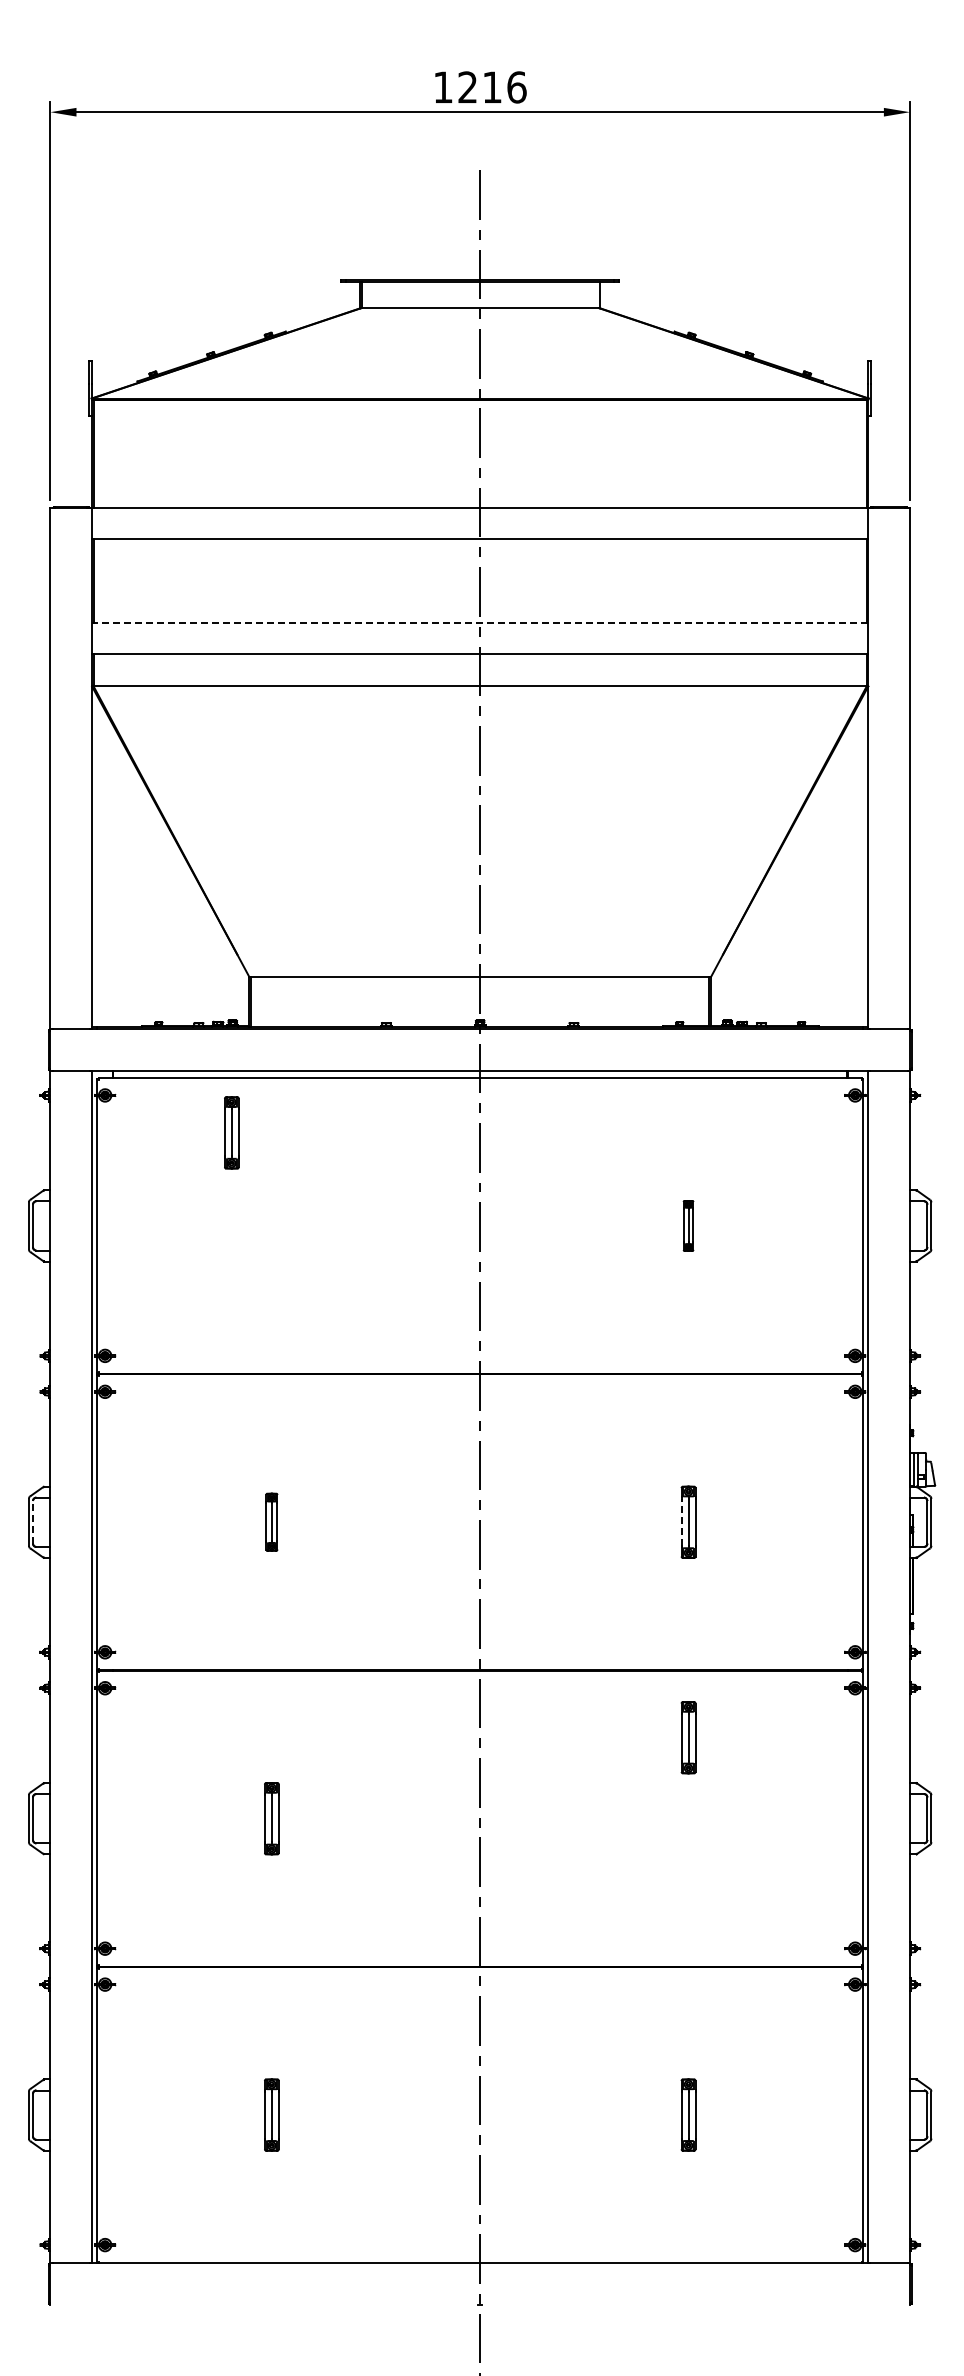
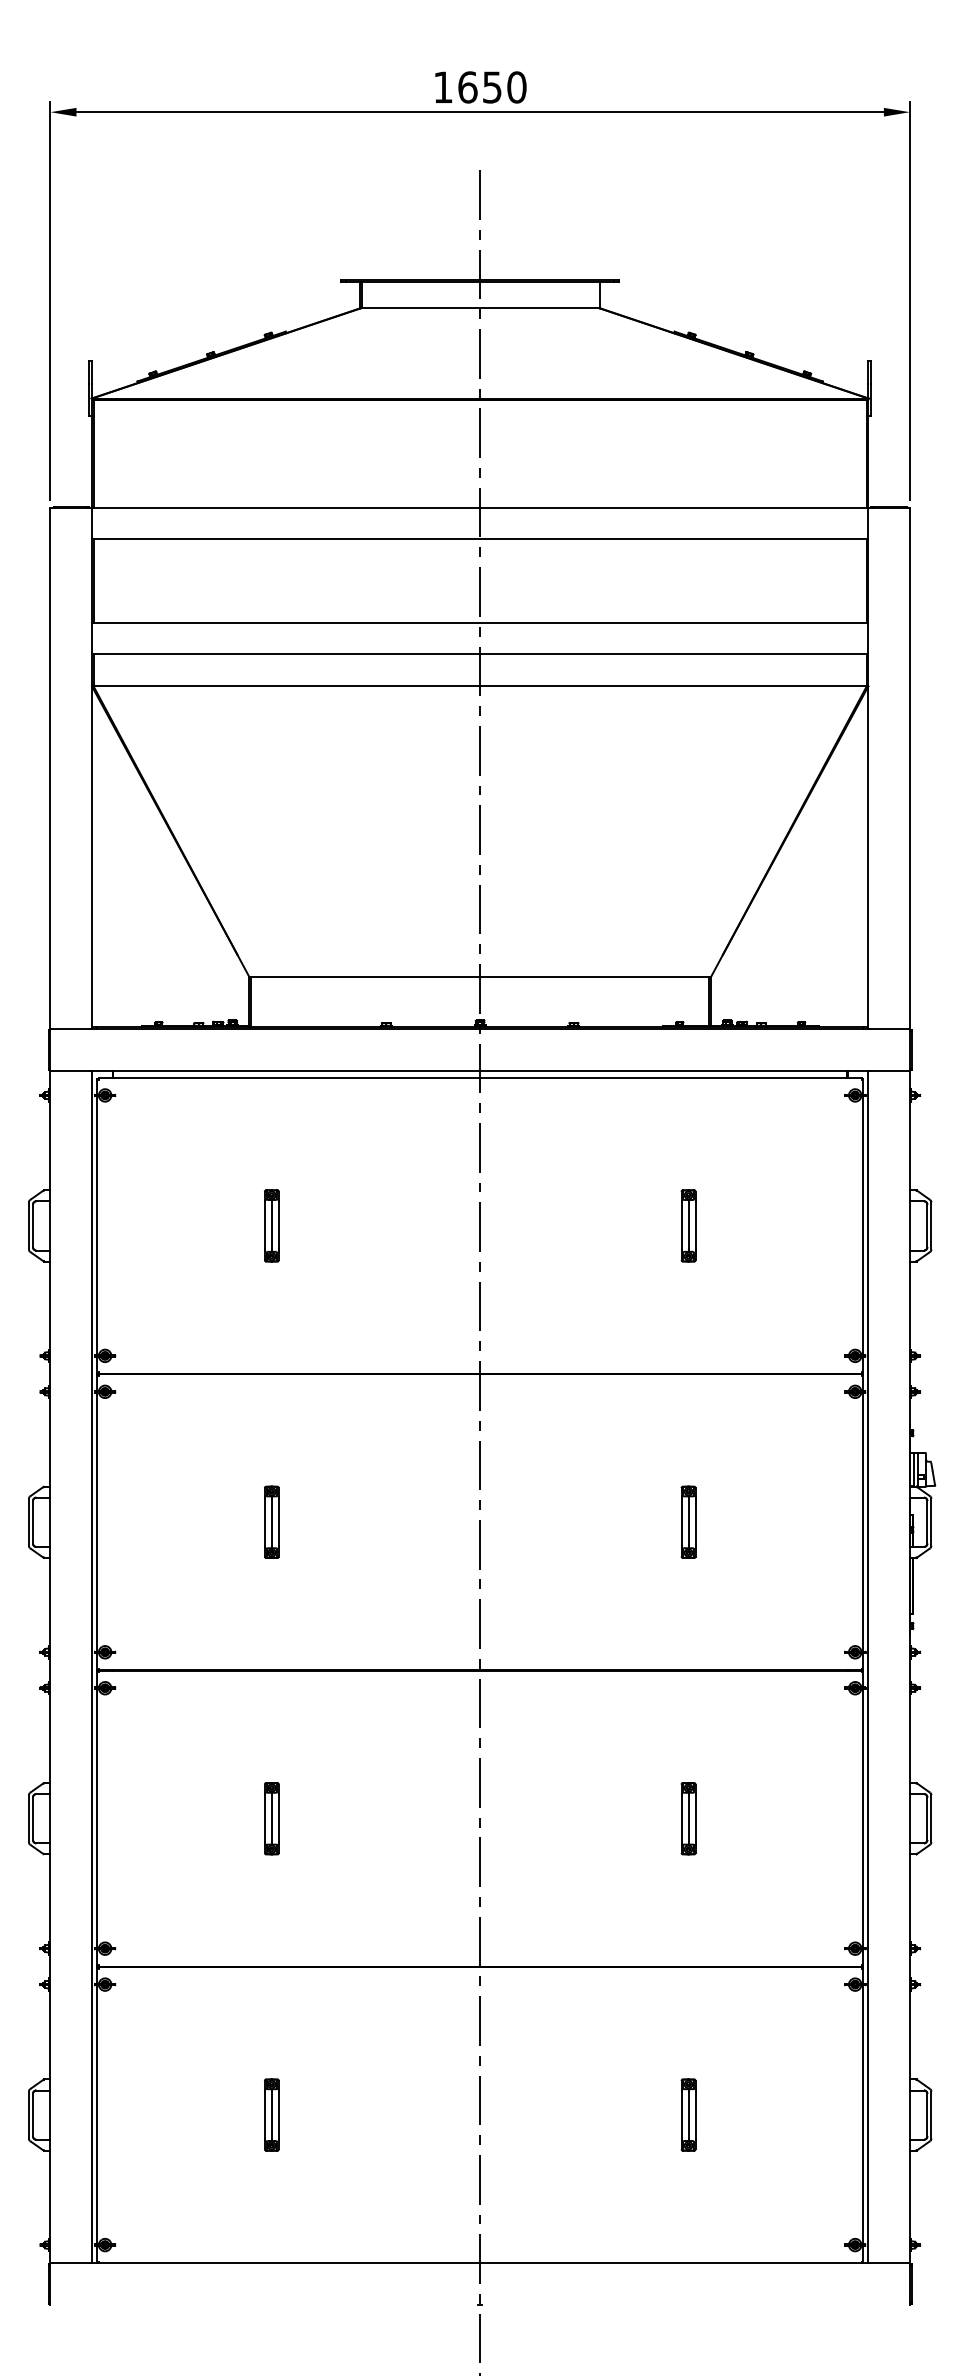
text: 1216 -> 1650 (492, 87)
line: dashed -> solid (479, 622)
part position: (231, 1132) -> (271, 1225) (271, 1225)
part size: 13x52 px -> 17x74 px (688, 1225)
line: dashed -> solid (33, 1521)
part size: 14x60 px -> 16x74 px (271, 1521)
line: dashed -> solid (681, 1522)
part position: (688, 1737) -> (688, 1818) (688, 1818)
